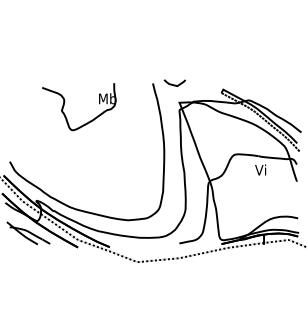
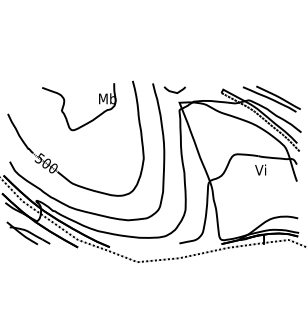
curve position: (174, 84) -> (174, 91) (174, 91)
part: none -> present (271, 98)
part: none -> present (57, 164)
